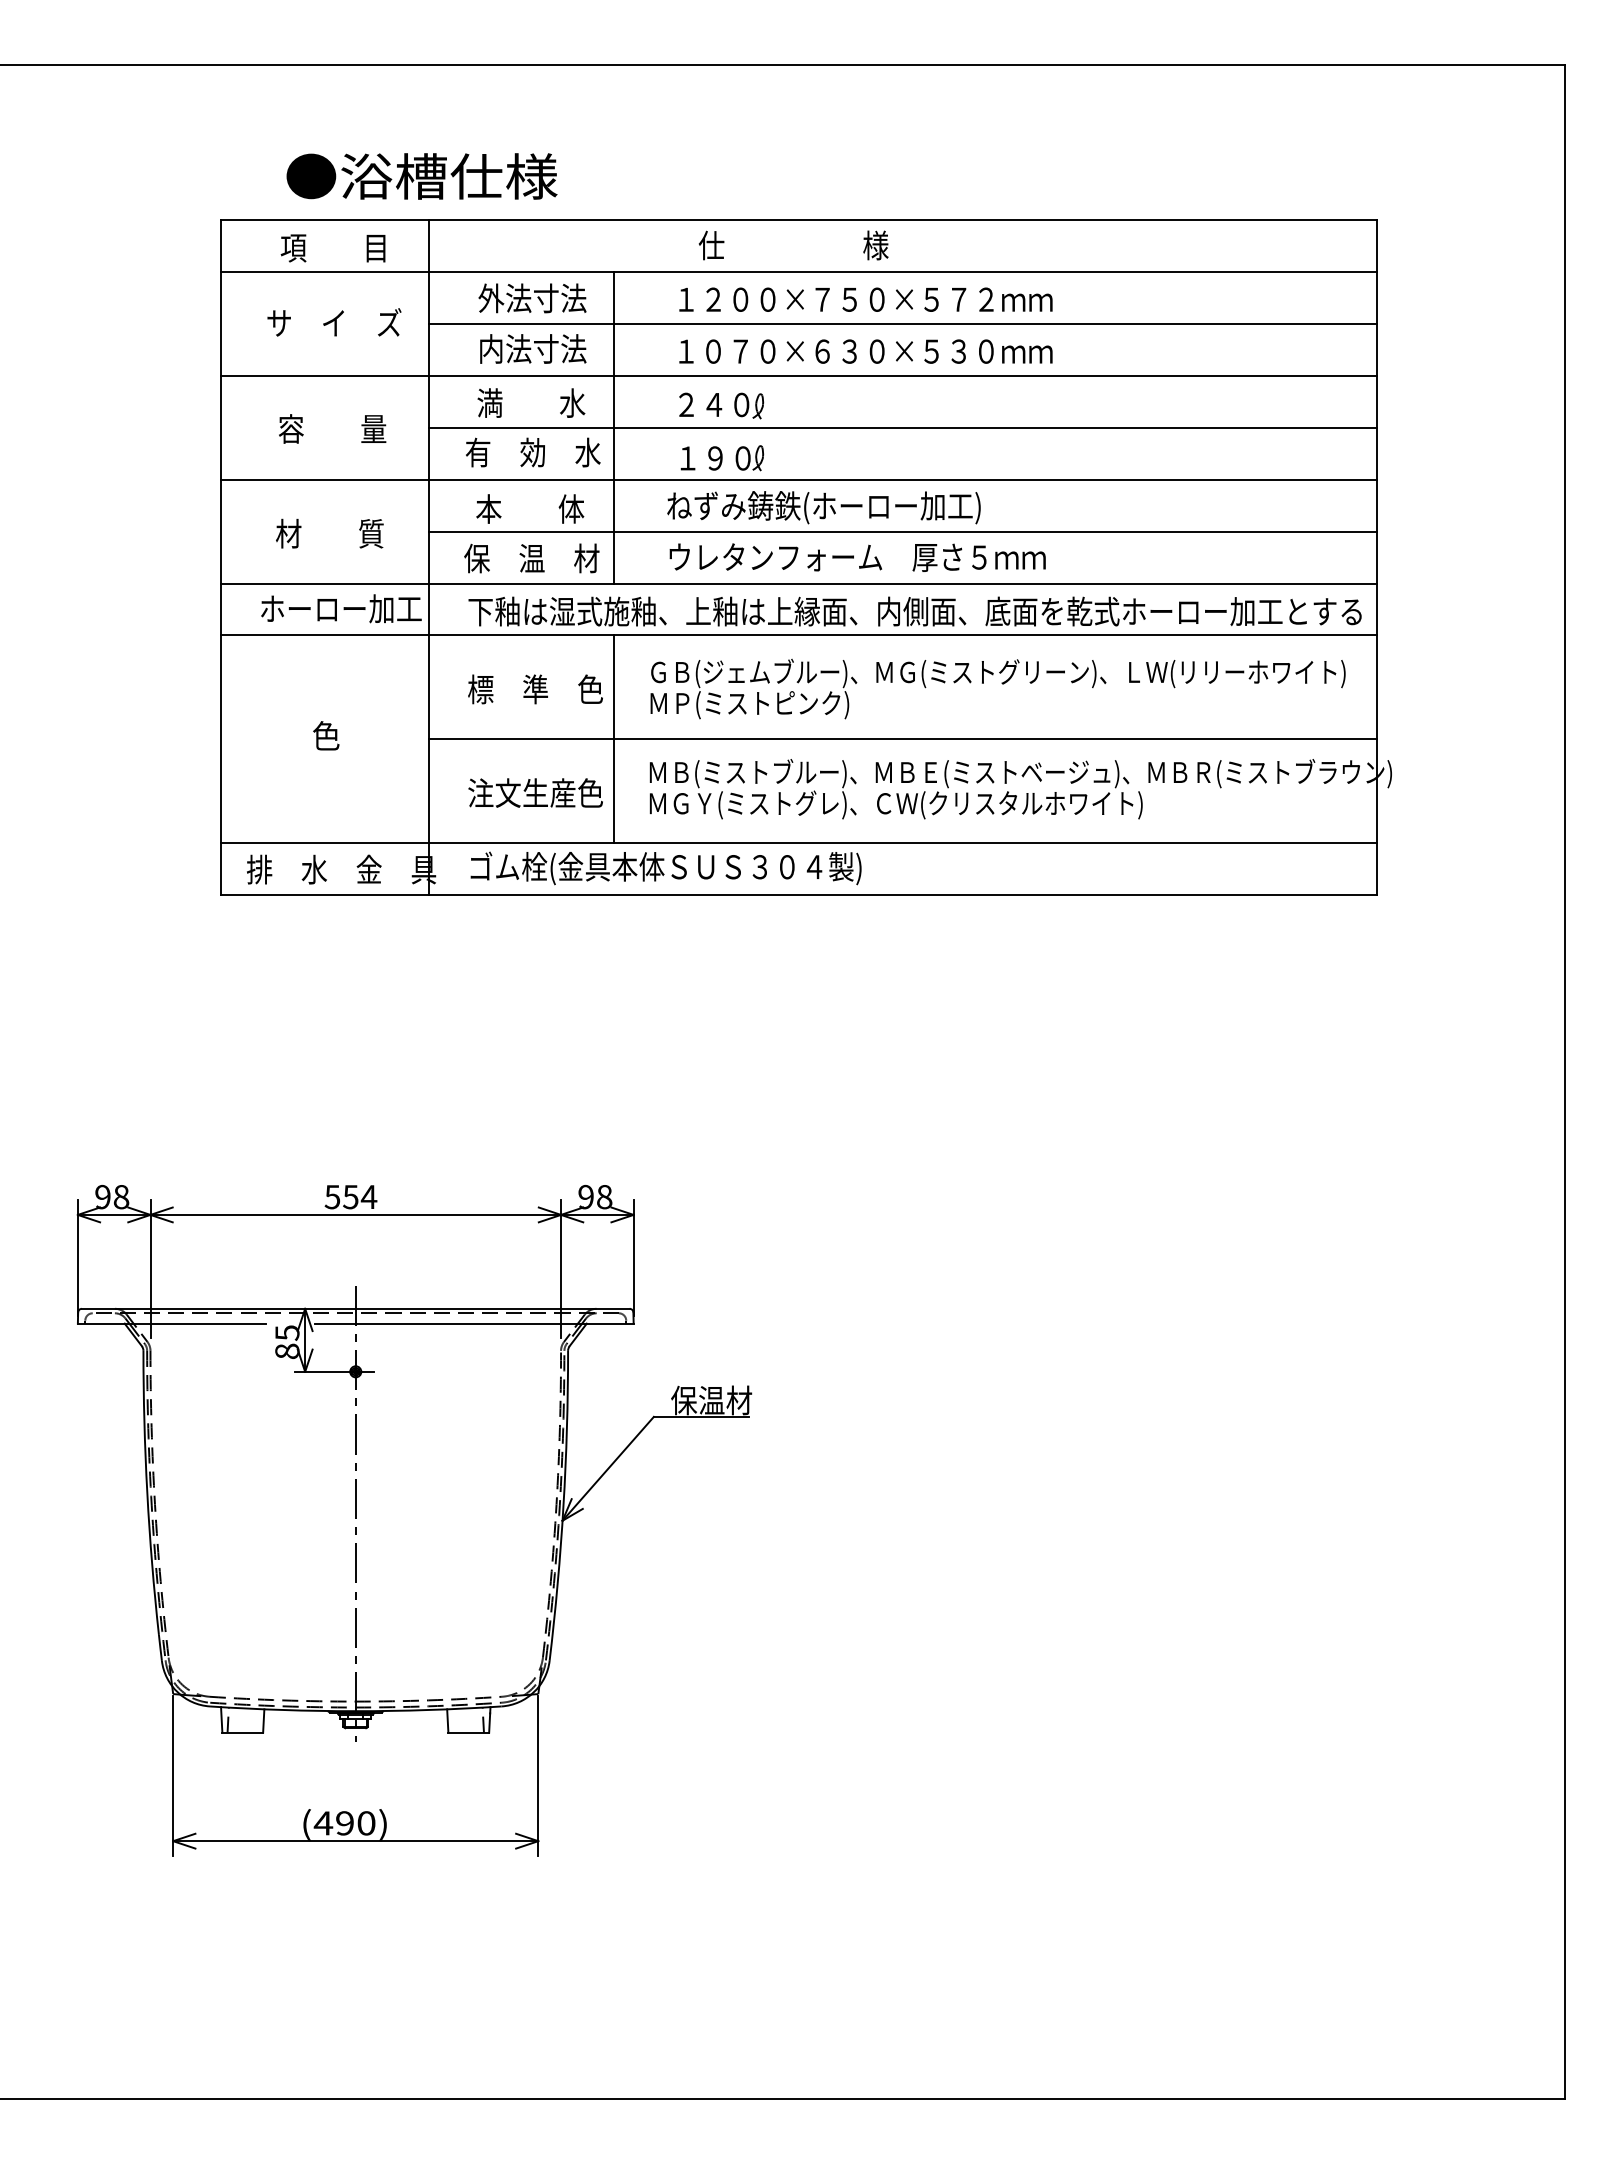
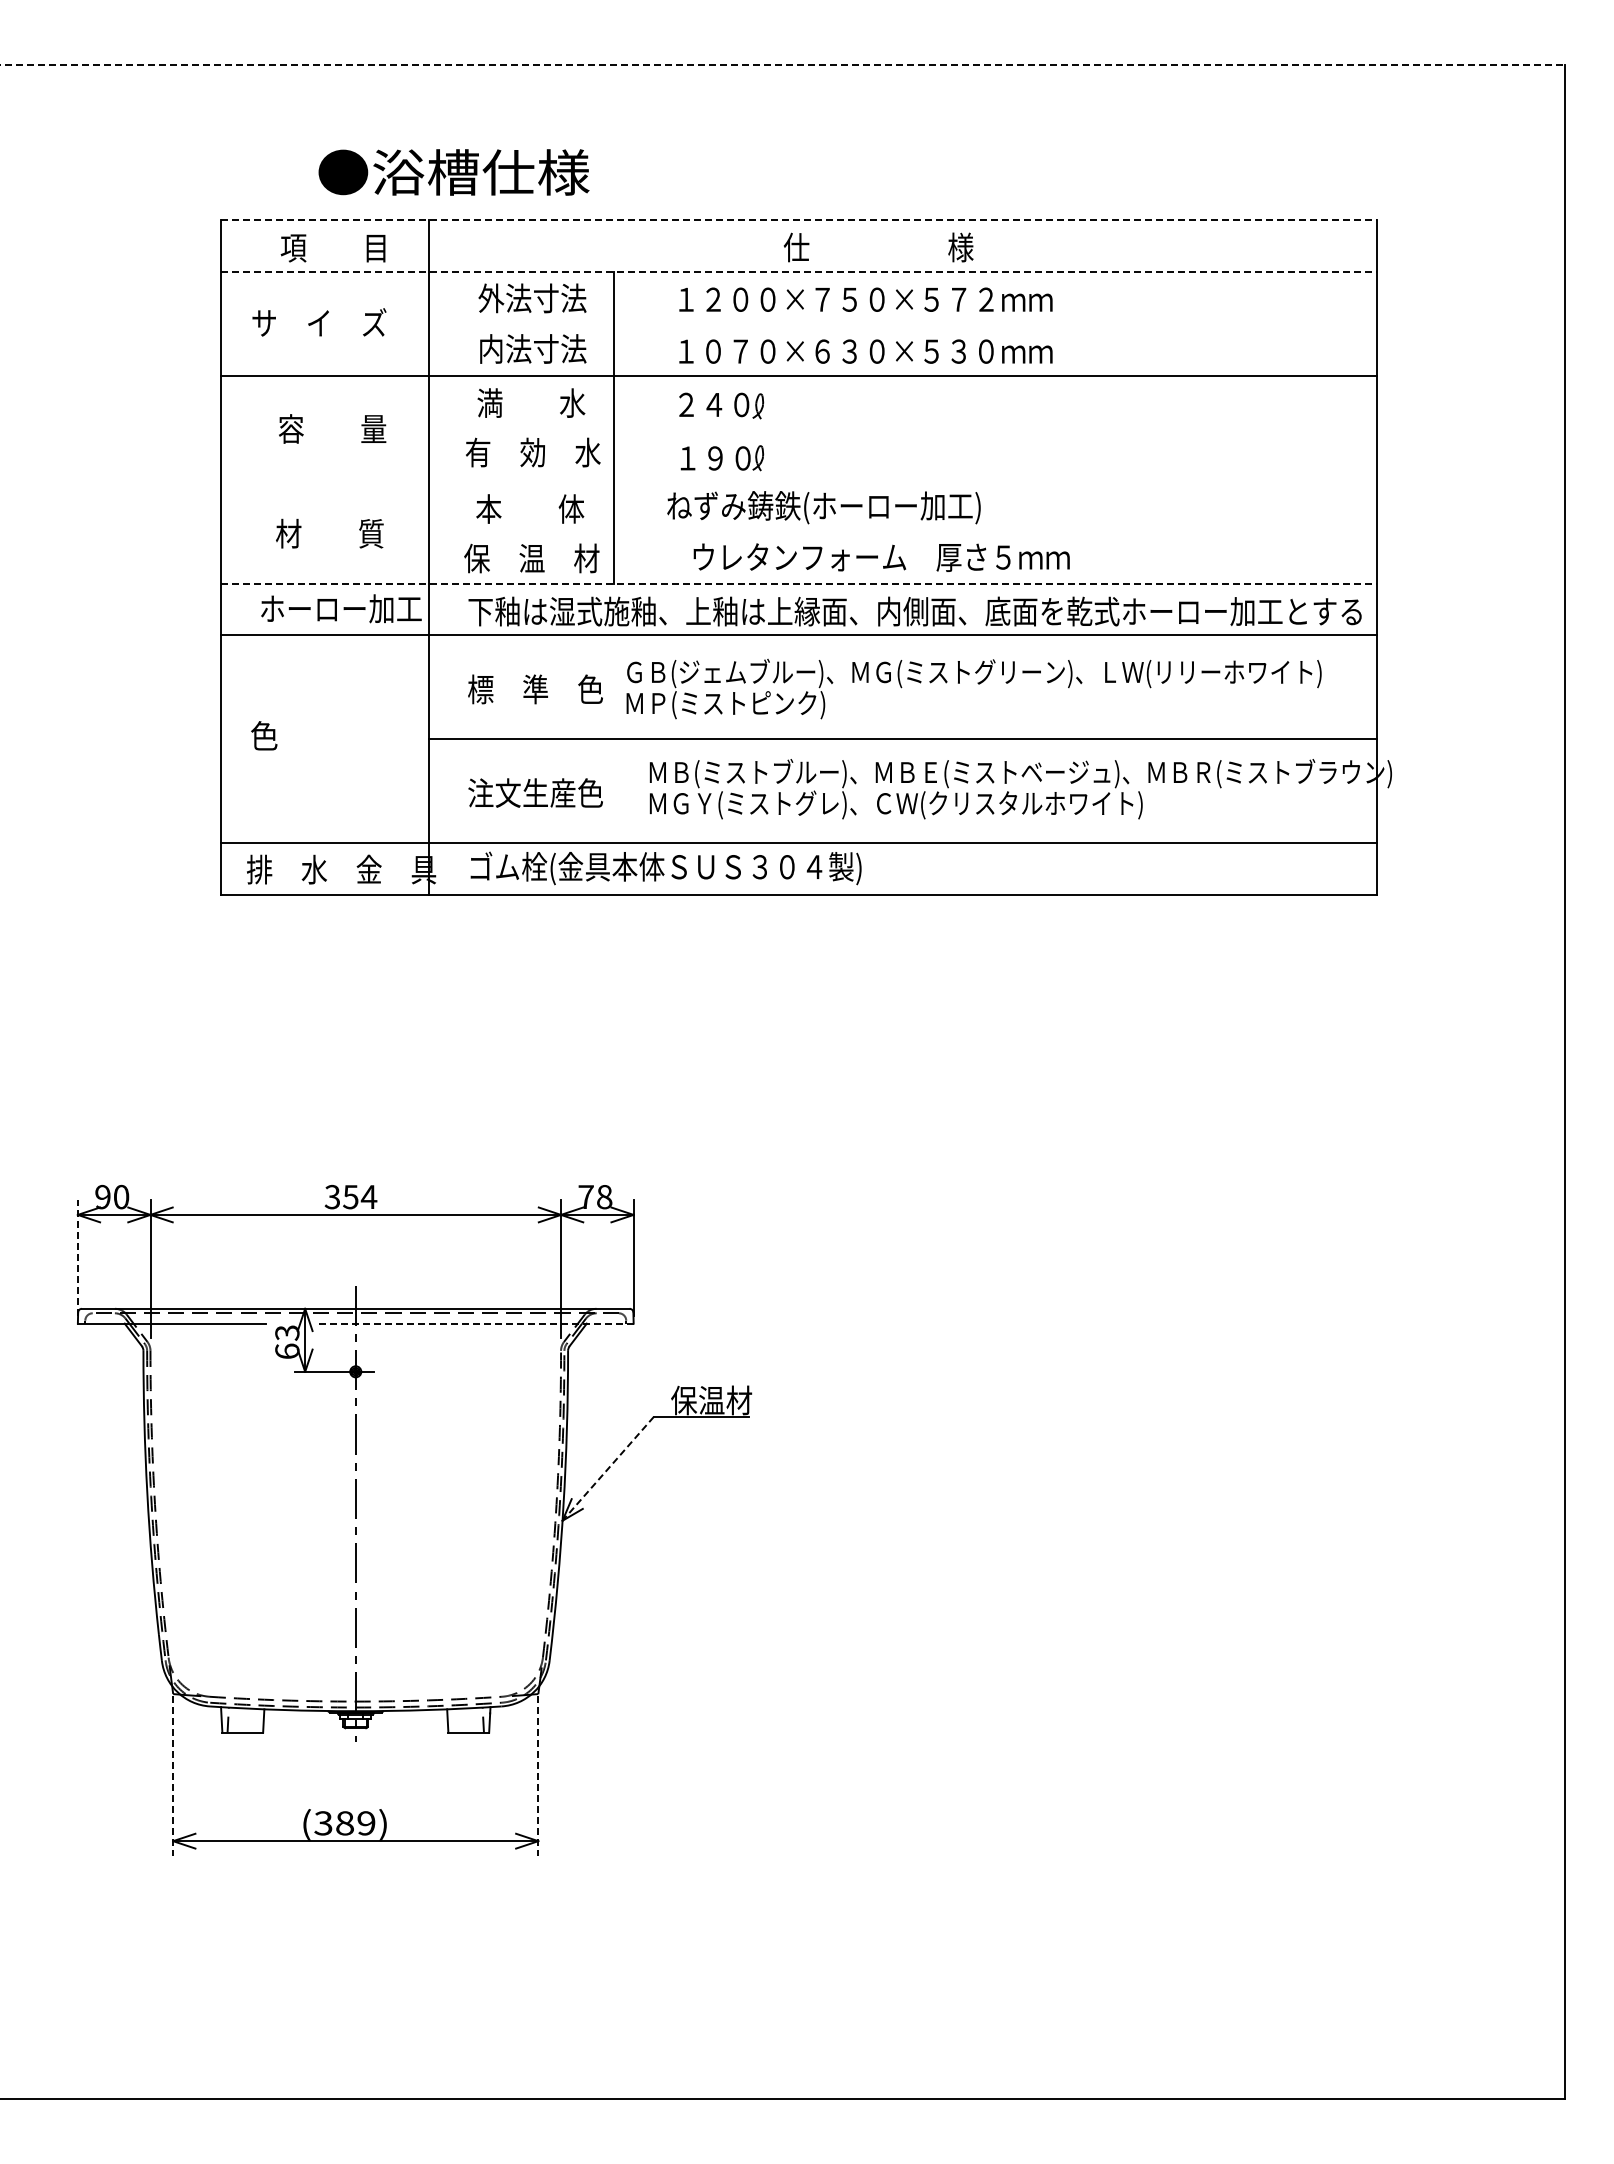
line: solid -> dashed (783, 64)
text position: (421, 176) -> (453, 172) (453, 172)
line: solid -> dashed (799, 220)
text position: (793, 245) -> (878, 247) (878, 247)
line: solid -> dashed (799, 272)
text position: (334, 322) -> (319, 322) (319, 322)
line: present -> none (902, 324)
line: present -> none (902, 427)
line: present -> none (799, 479)
line: present -> none (902, 531)
text position: (857, 557) -> (881, 557) (881, 557)
line: solid -> dashed (799, 583)
text position: (997, 688) -> (973, 688) (973, 688)
text position: (326, 735) -> (264, 735) (264, 735)
line: present -> none (614, 738)
text: 554 -> 354 (332, 1196)
text: 98 -> 78 (585, 1196)
text: 98 -> 90 (121, 1197)
line: solid -> dashed (77, 1257)
line: solid -> dashed (473, 1323)
text: 85 -> 63 (287, 1342)
line: solid -> dashed (607, 1469)
line: solid -> dashed (173, 1776)
line: solid -> dashed (538, 1776)
text: (490) -> (389) (344, 1823)
